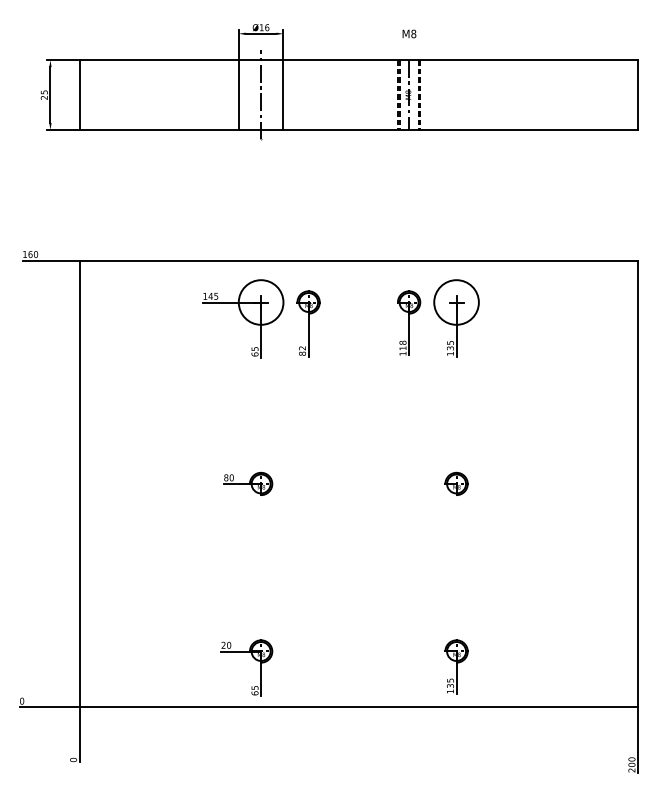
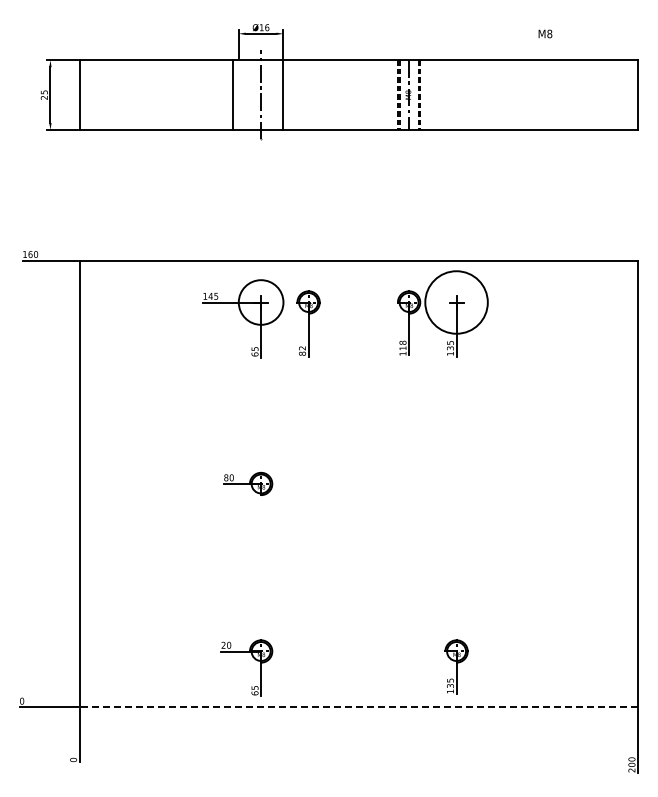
text position: (409, 33) -> (545, 33) (545, 33)
line position: (238, 95) -> (232, 95) (232, 95)
circle diameter: 45 px -> 63 px (456, 302)
part: present -> none (456, 483)
line: solid -> dashed (358, 707)
